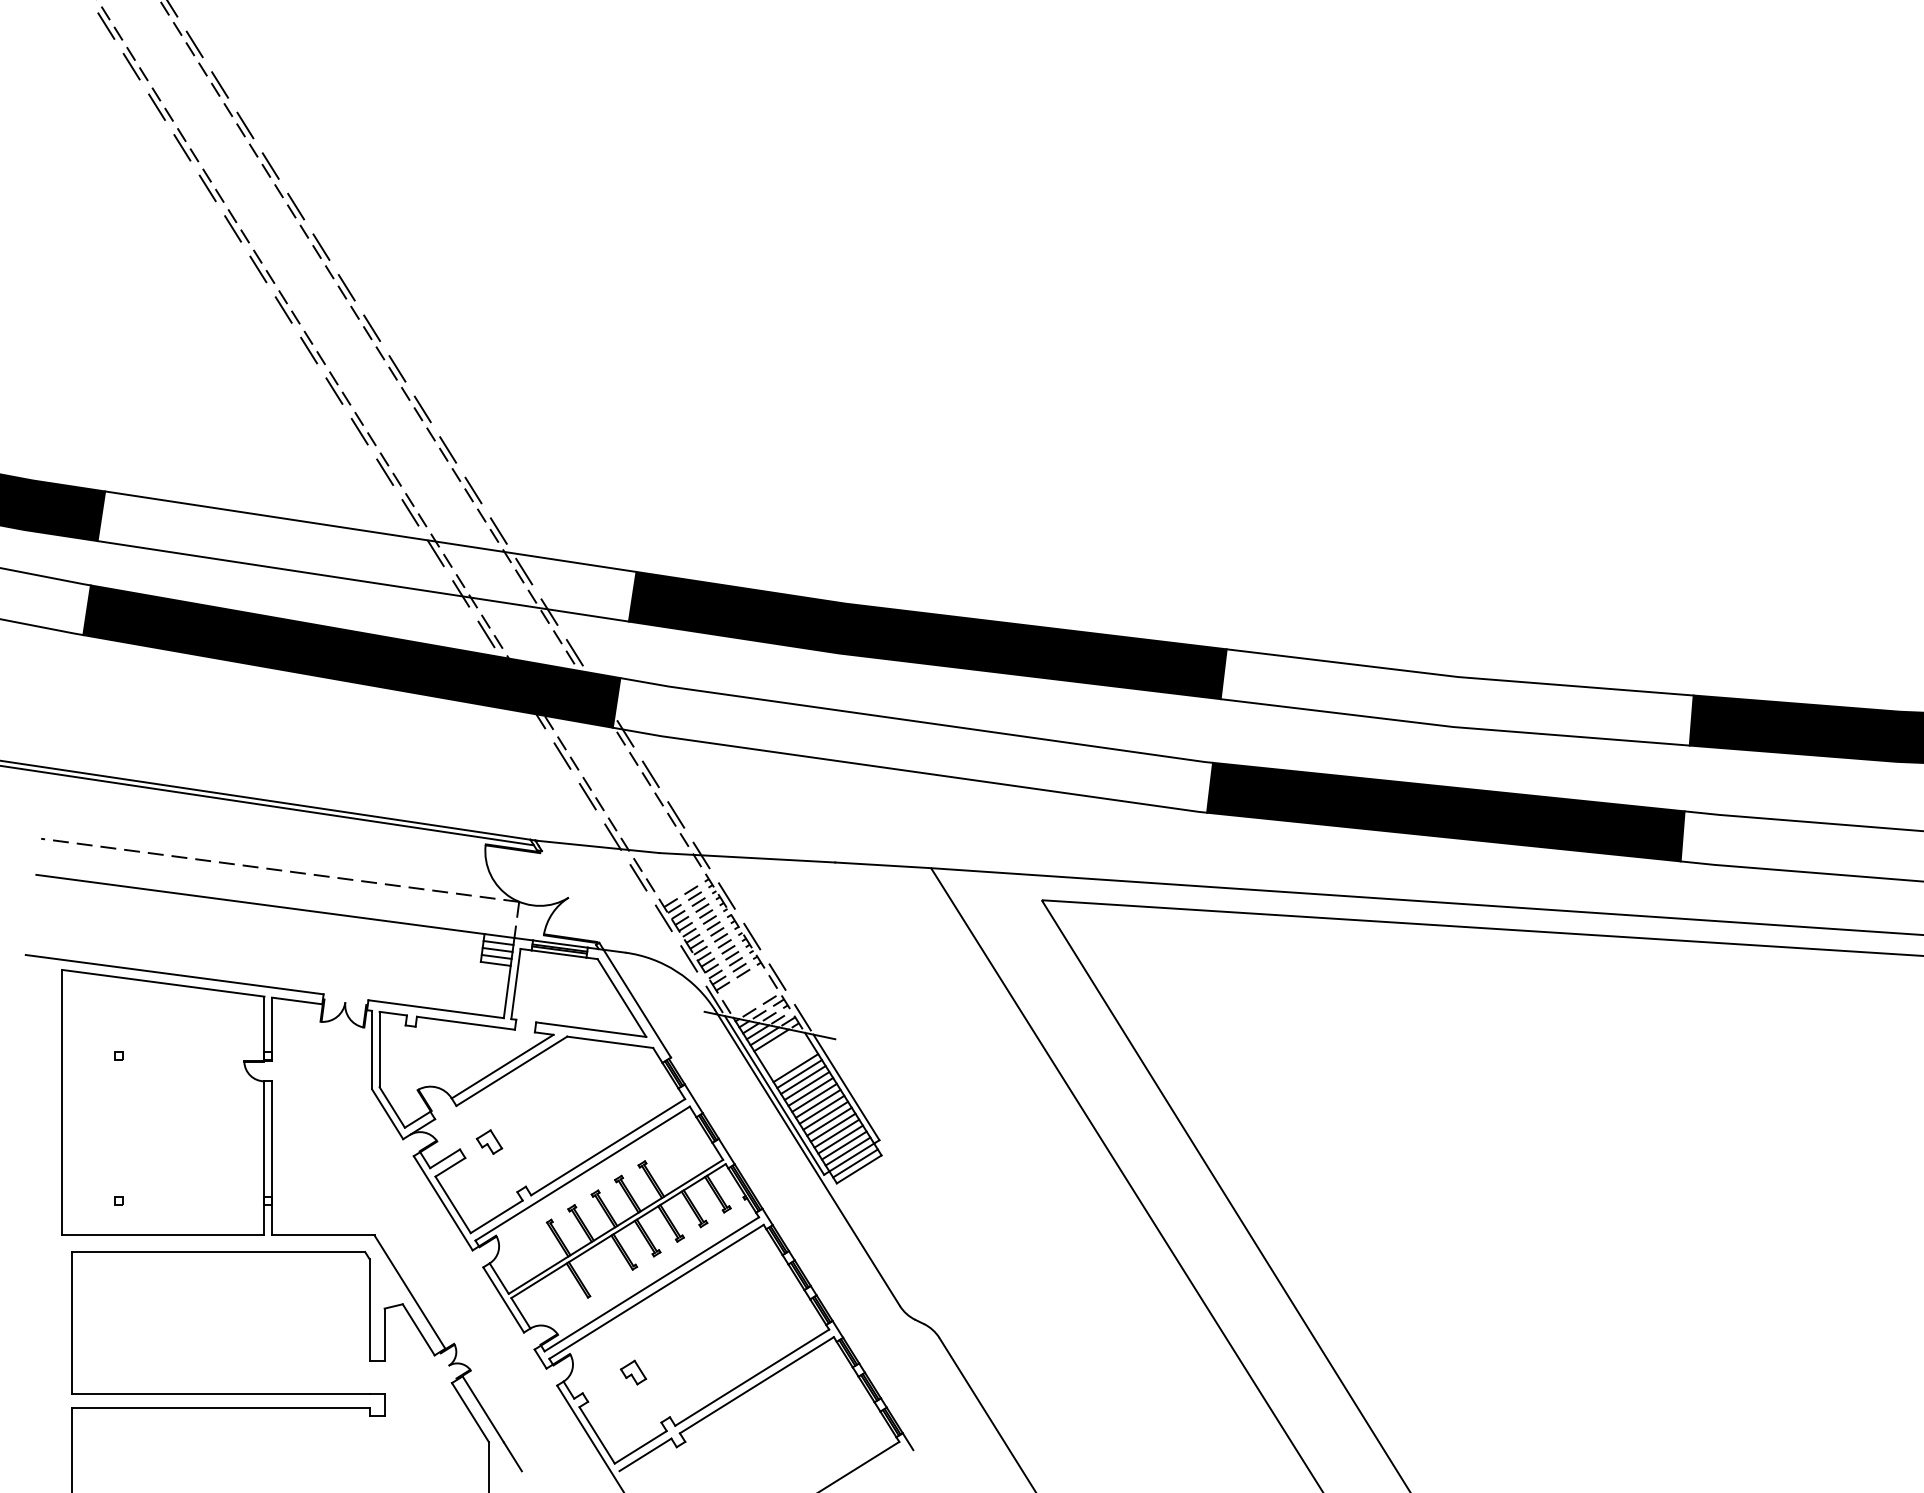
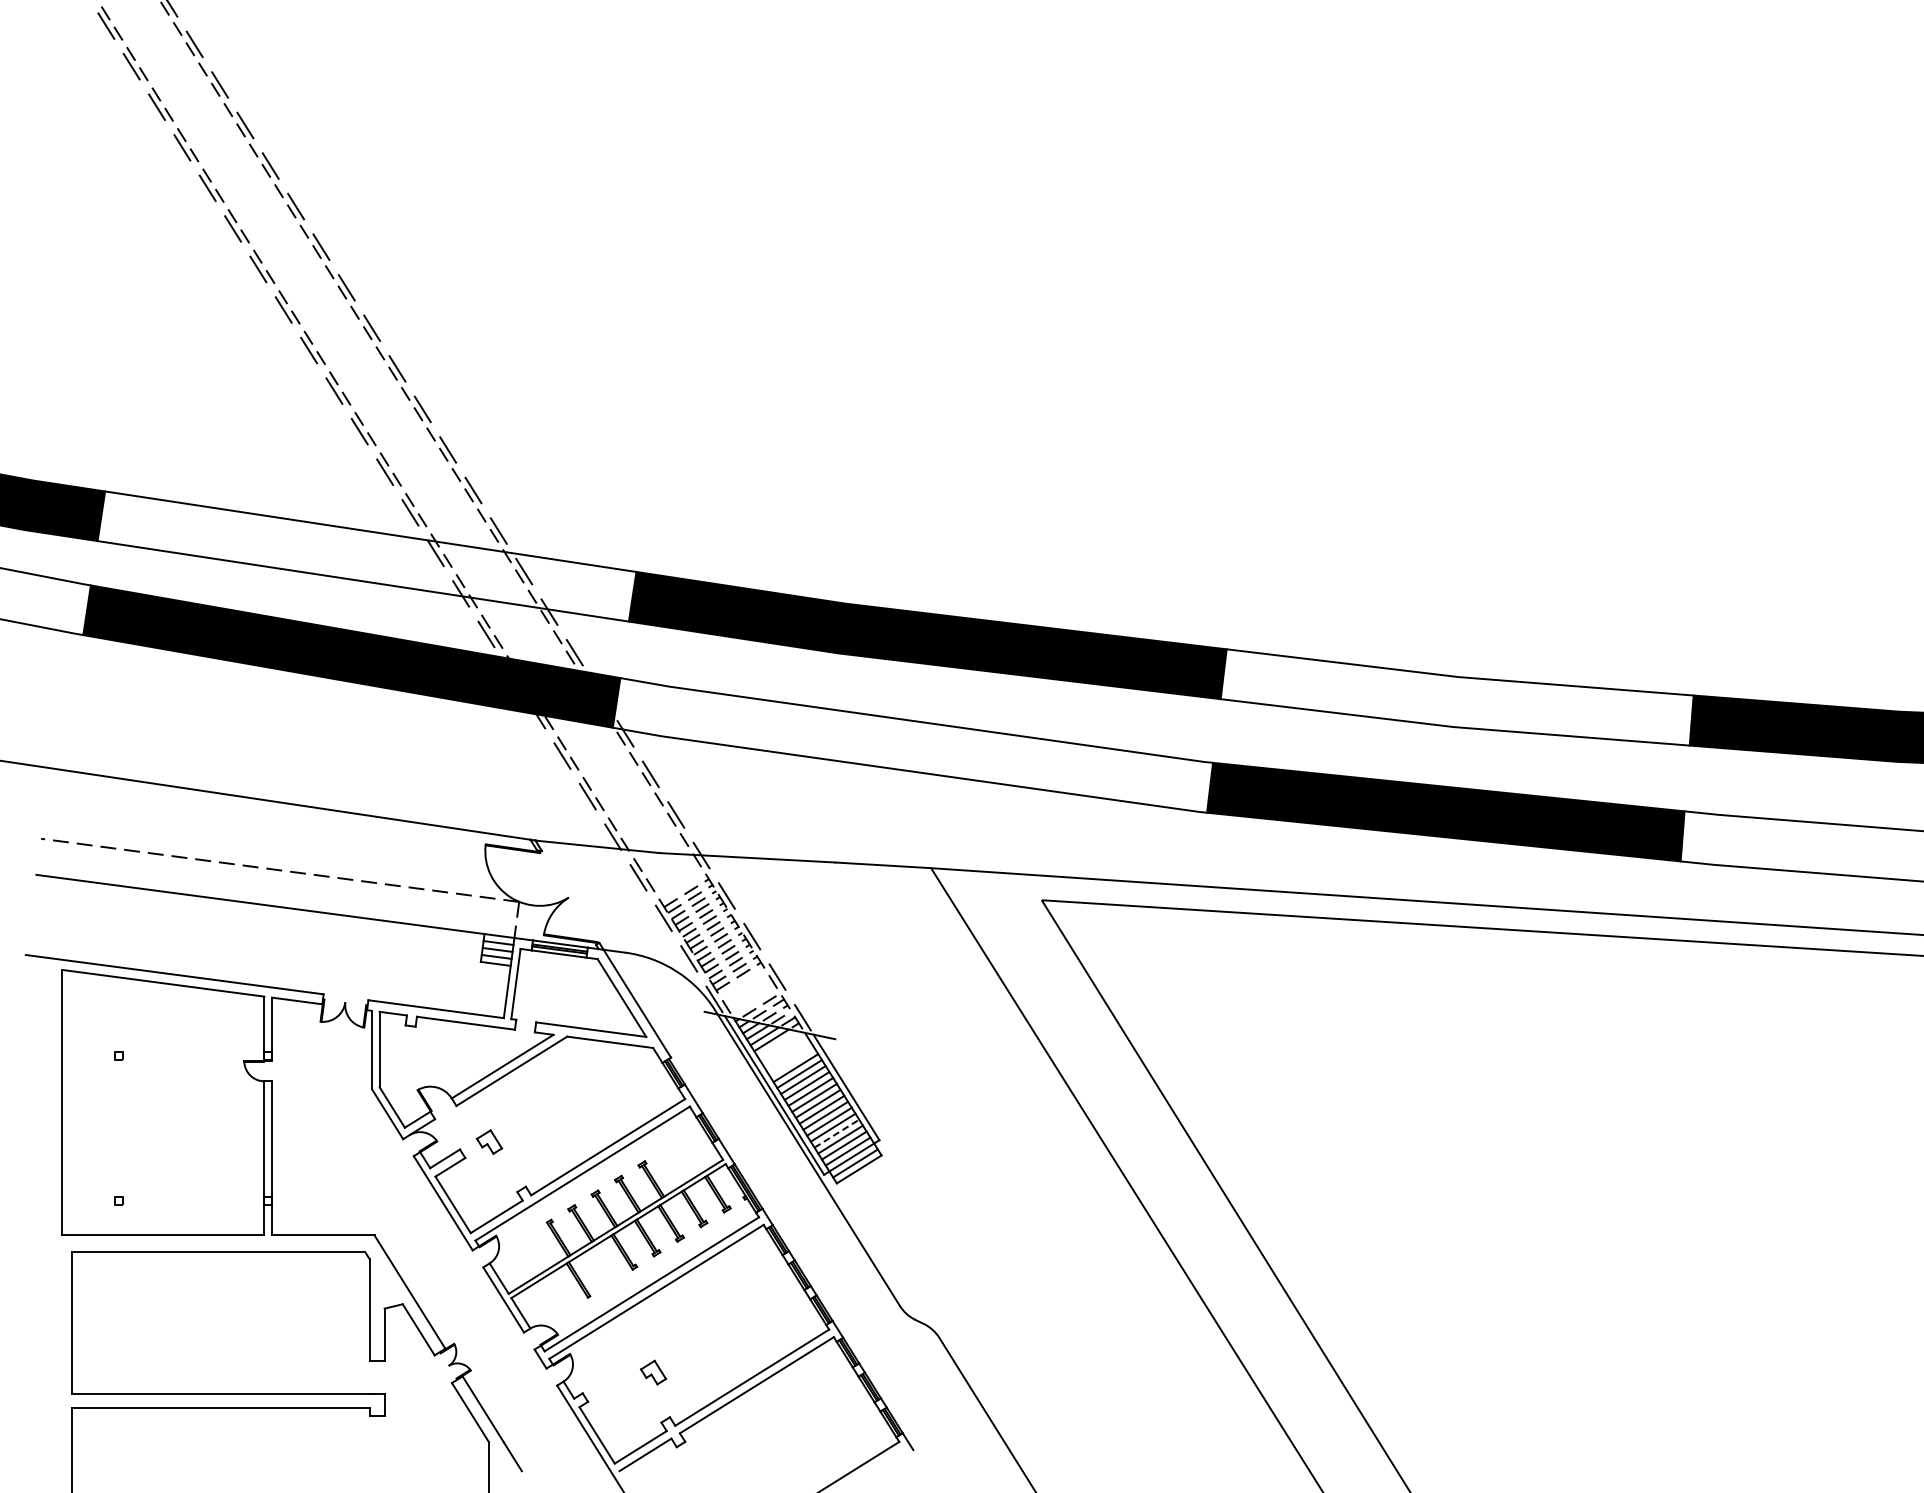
line: present -> none (267, 805)
line: solid -> dashed (837, 1133)
part position: (633, 1372) -> (653, 1372) (653, 1372)
